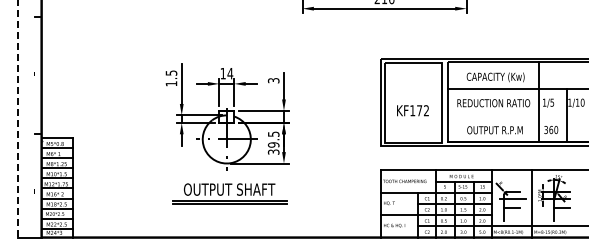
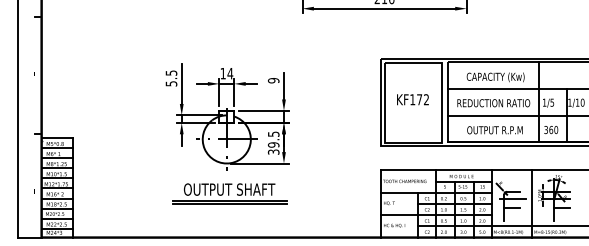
text: 3 -> 9 (273, 80)
text: 1.5 -> 5.5 (171, 83)
text position: (412, 110) -> (412, 99) (412, 99)
line: none -> present (516, 115)
line: dashed -> solid (17, 119)
